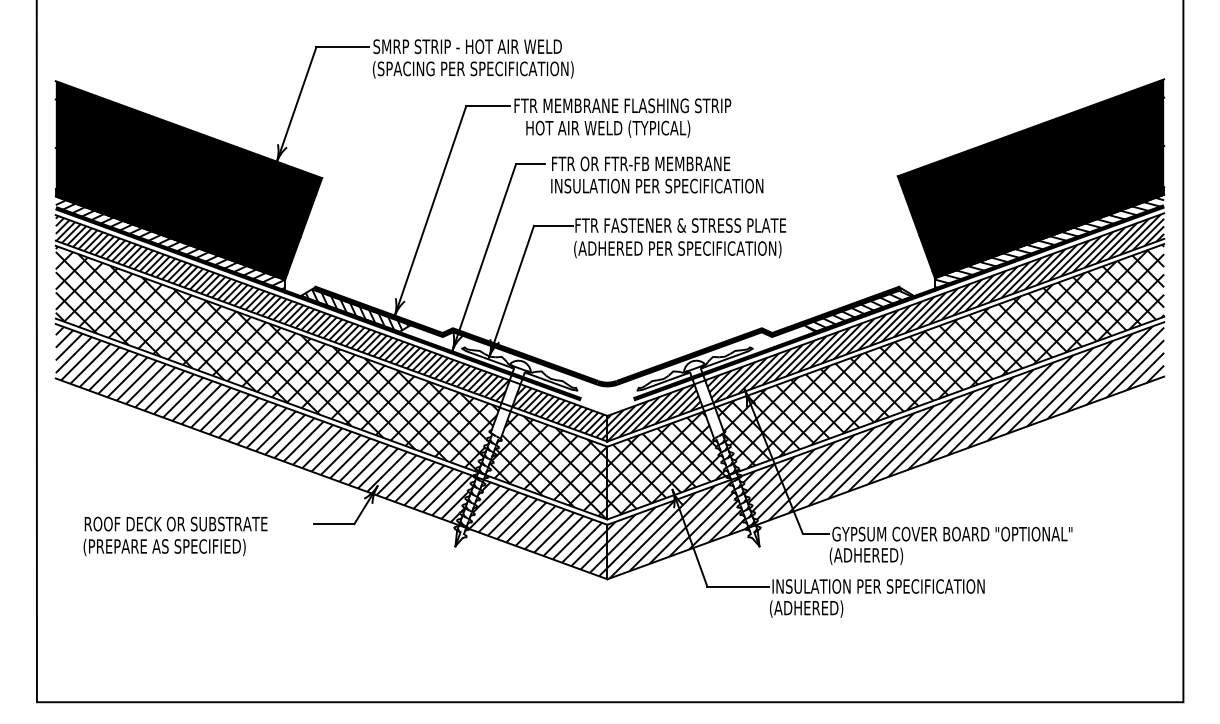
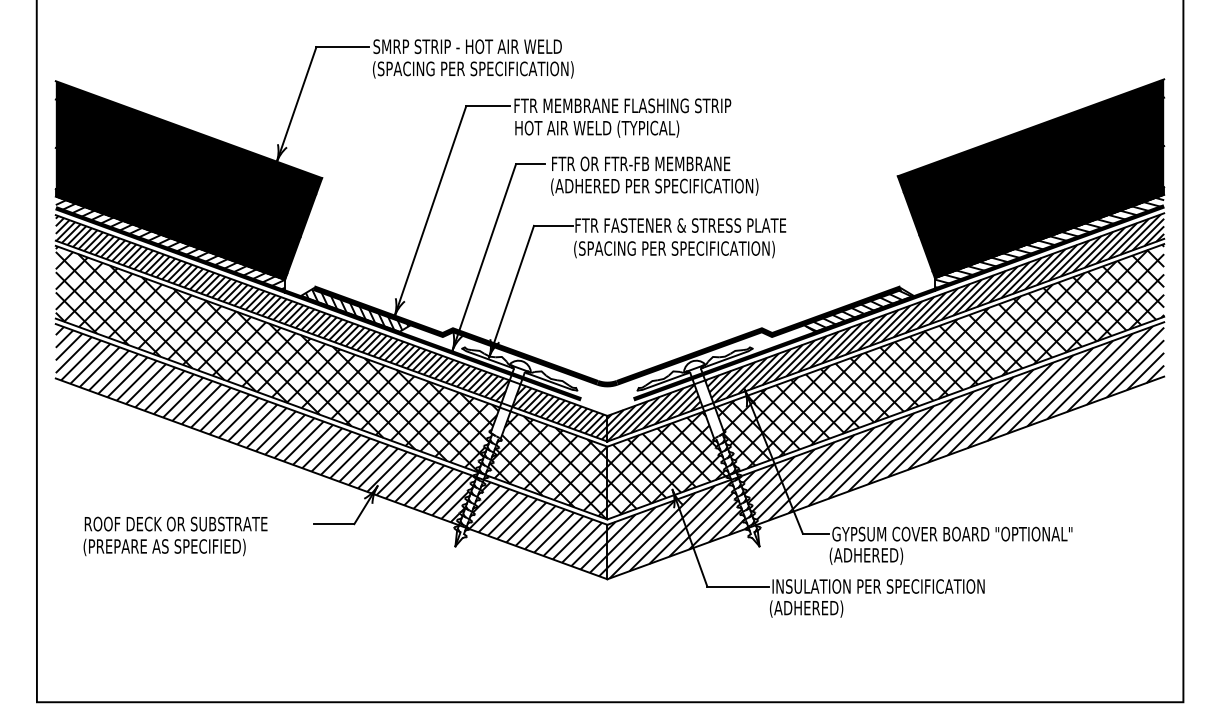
text position: (608, 128) -> (597, 128) (597, 128)
text: INSULATION PER SPECIFICATION -> (ADHERED PER SPECIFICATION) (657, 186)
text: (ADHERED PER SPECIFICATION) -> (SPACING PER SPECIFICATION) (679, 249)
